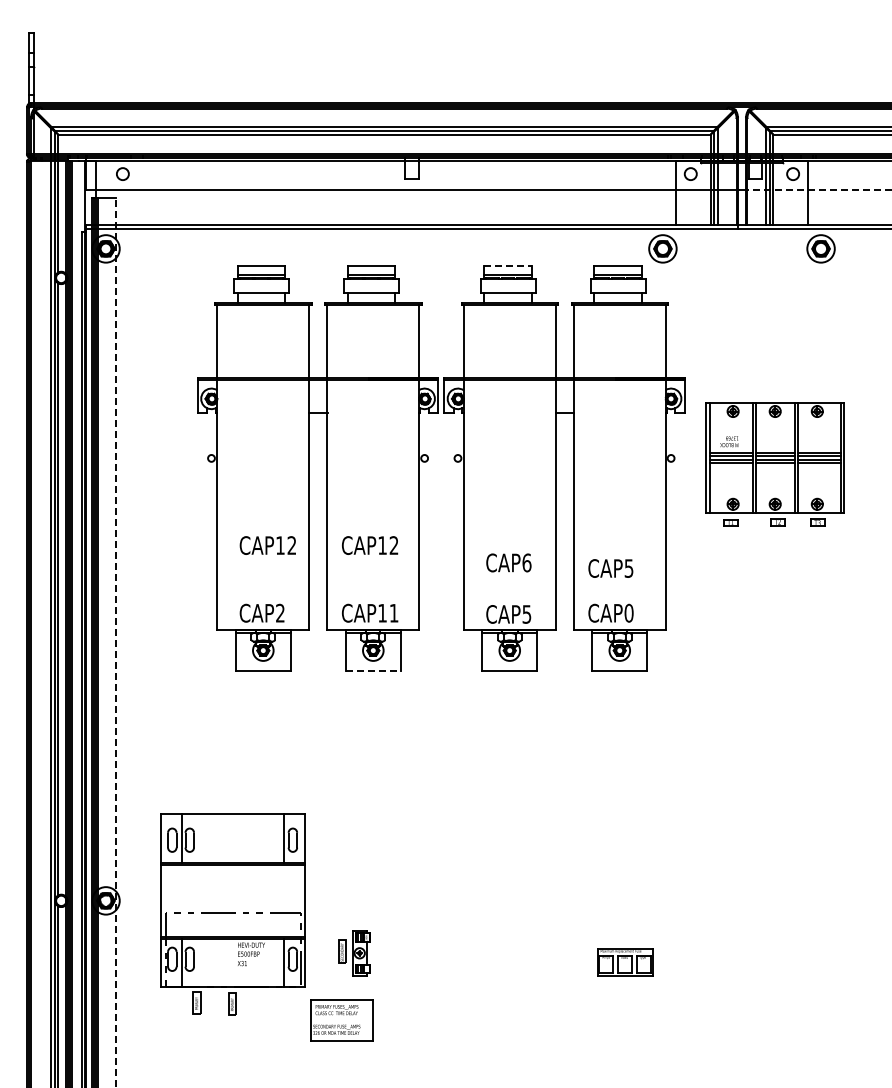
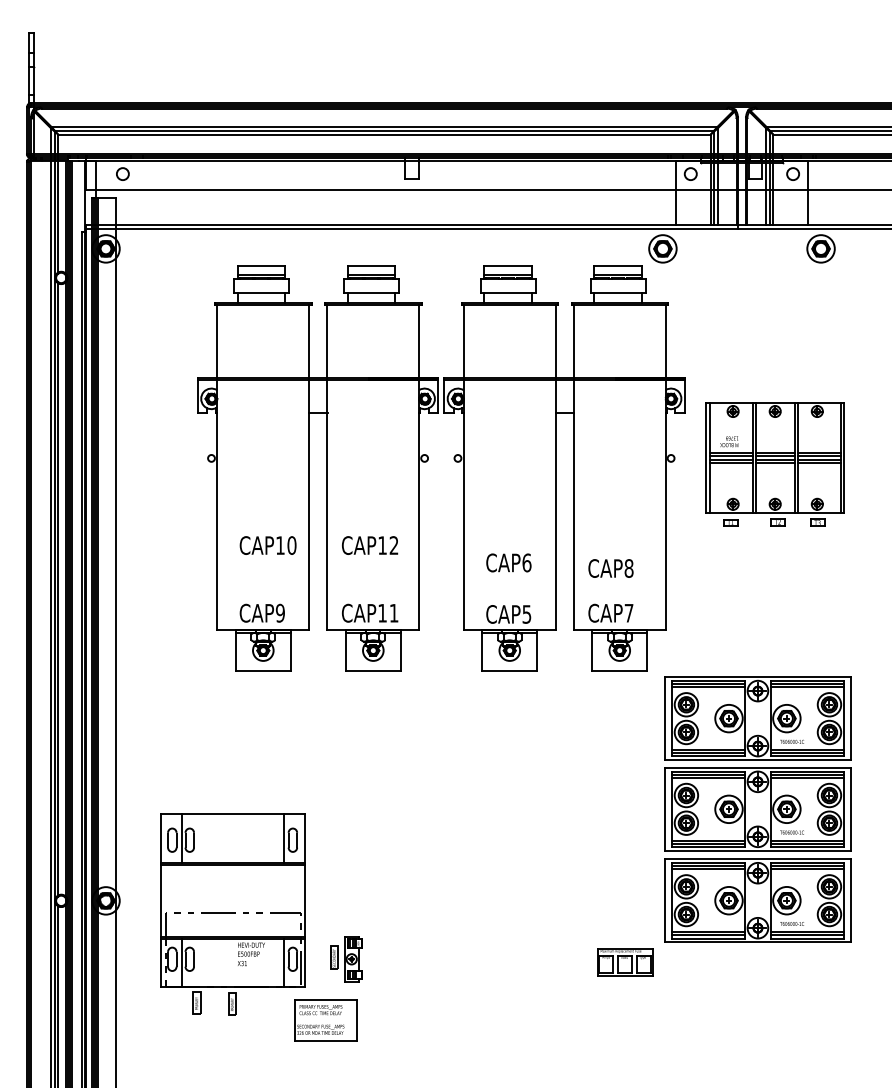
line: dashed -> solid (818, 189)
line: dashed -> solid (508, 265)
text: CAP12 -> CAP10 (291, 545)
text: CAP5 -> CAP8 (628, 568)
text: CAP0 -> CAP7 (628, 612)
text: CAP2 -> CAP9 (279, 613)
line: dashed -> solid (116, 642)
line: dashed -> solid (373, 671)
part: none -> present (757, 809)
part position: (354, 953) -> (346, 959) (346, 959)
part position: (341, 1020) -> (325, 1020) (325, 1020)
